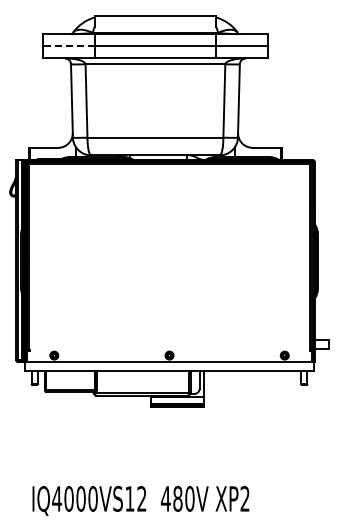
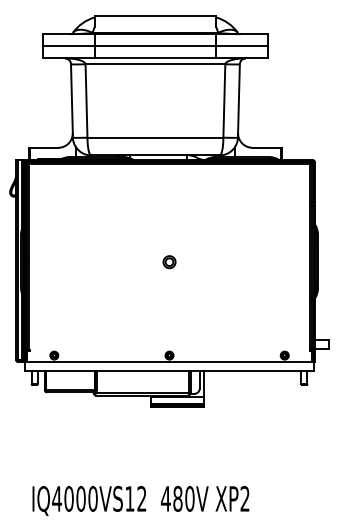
line: dashed -> solid (69, 46)
part: none -> present (169, 262)
